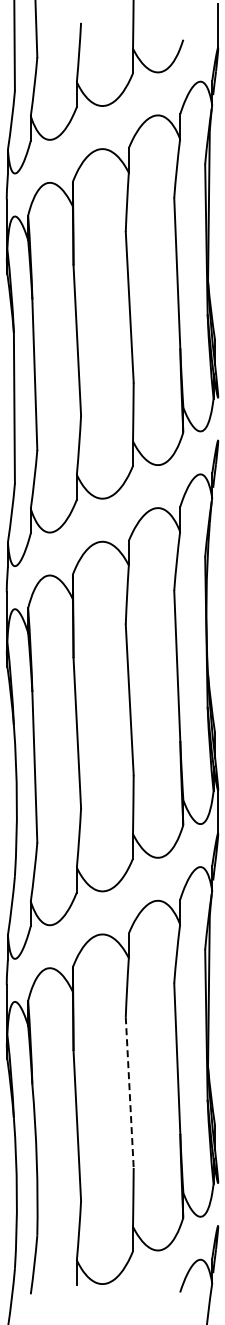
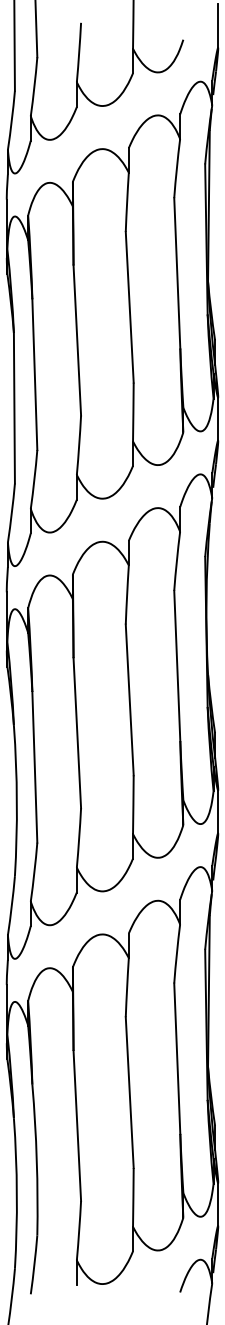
line: none -> present (218, 418)
line: dashed -> solid (129, 1093)
line: none -> present (218, 1204)
